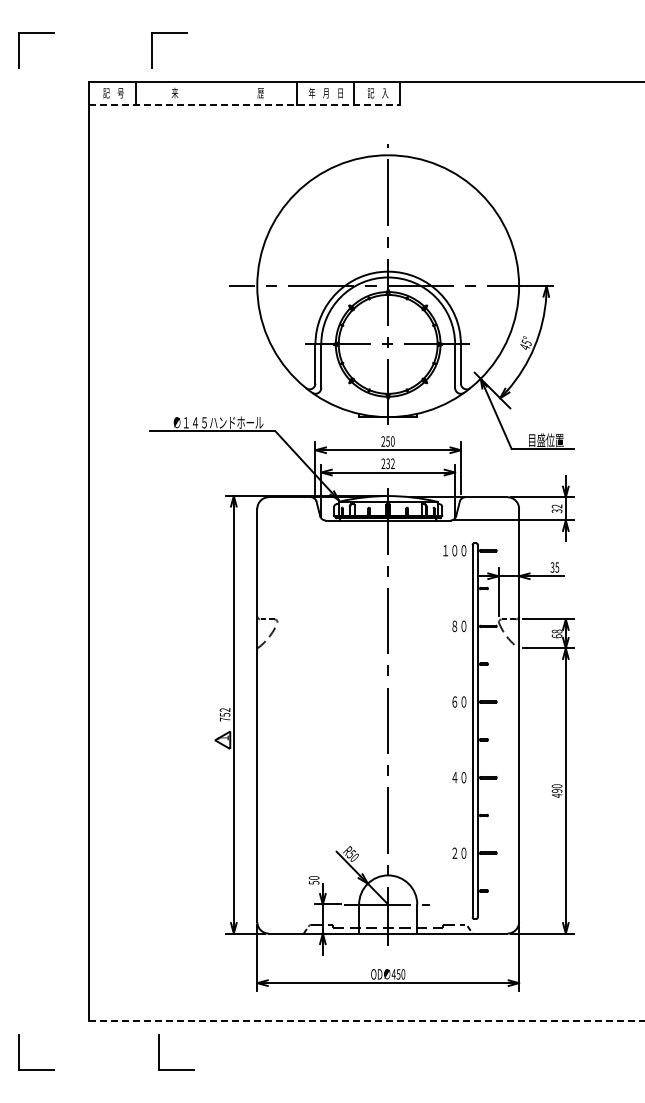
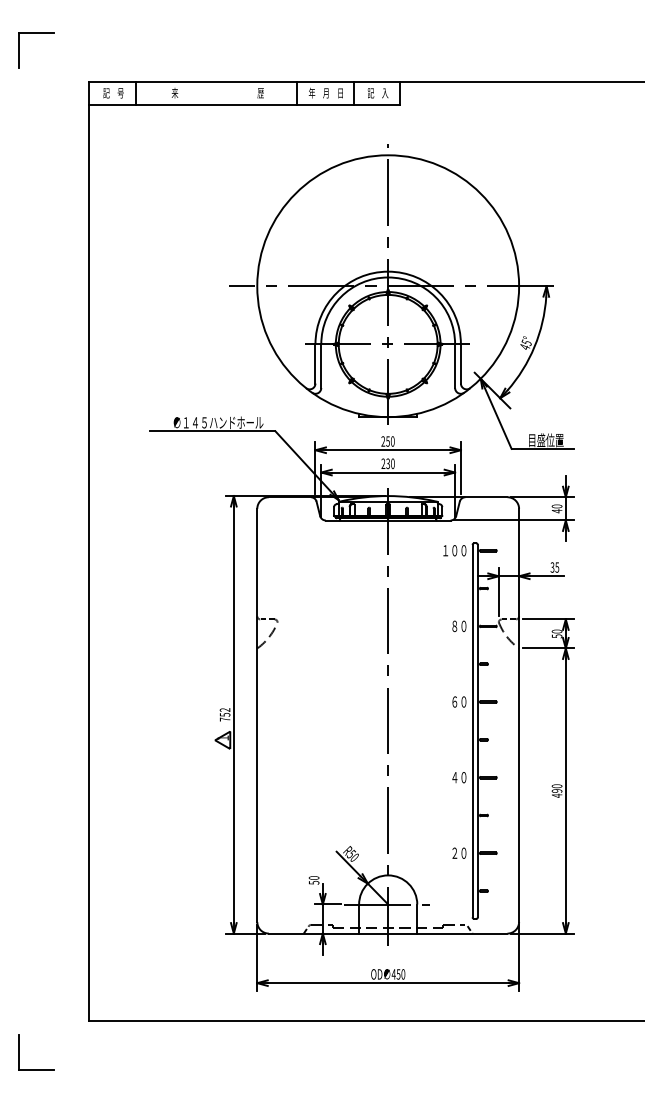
part: present -> none (169, 33)
line: dashed -> solid (244, 104)
text: 232 -> 230 (392, 463)
text: 32 -> 40 (556, 508)
text: 68 -> 50 (557, 633)
line: dashed -> solid (367, 1021)
part: present -> none (159, 1052)
